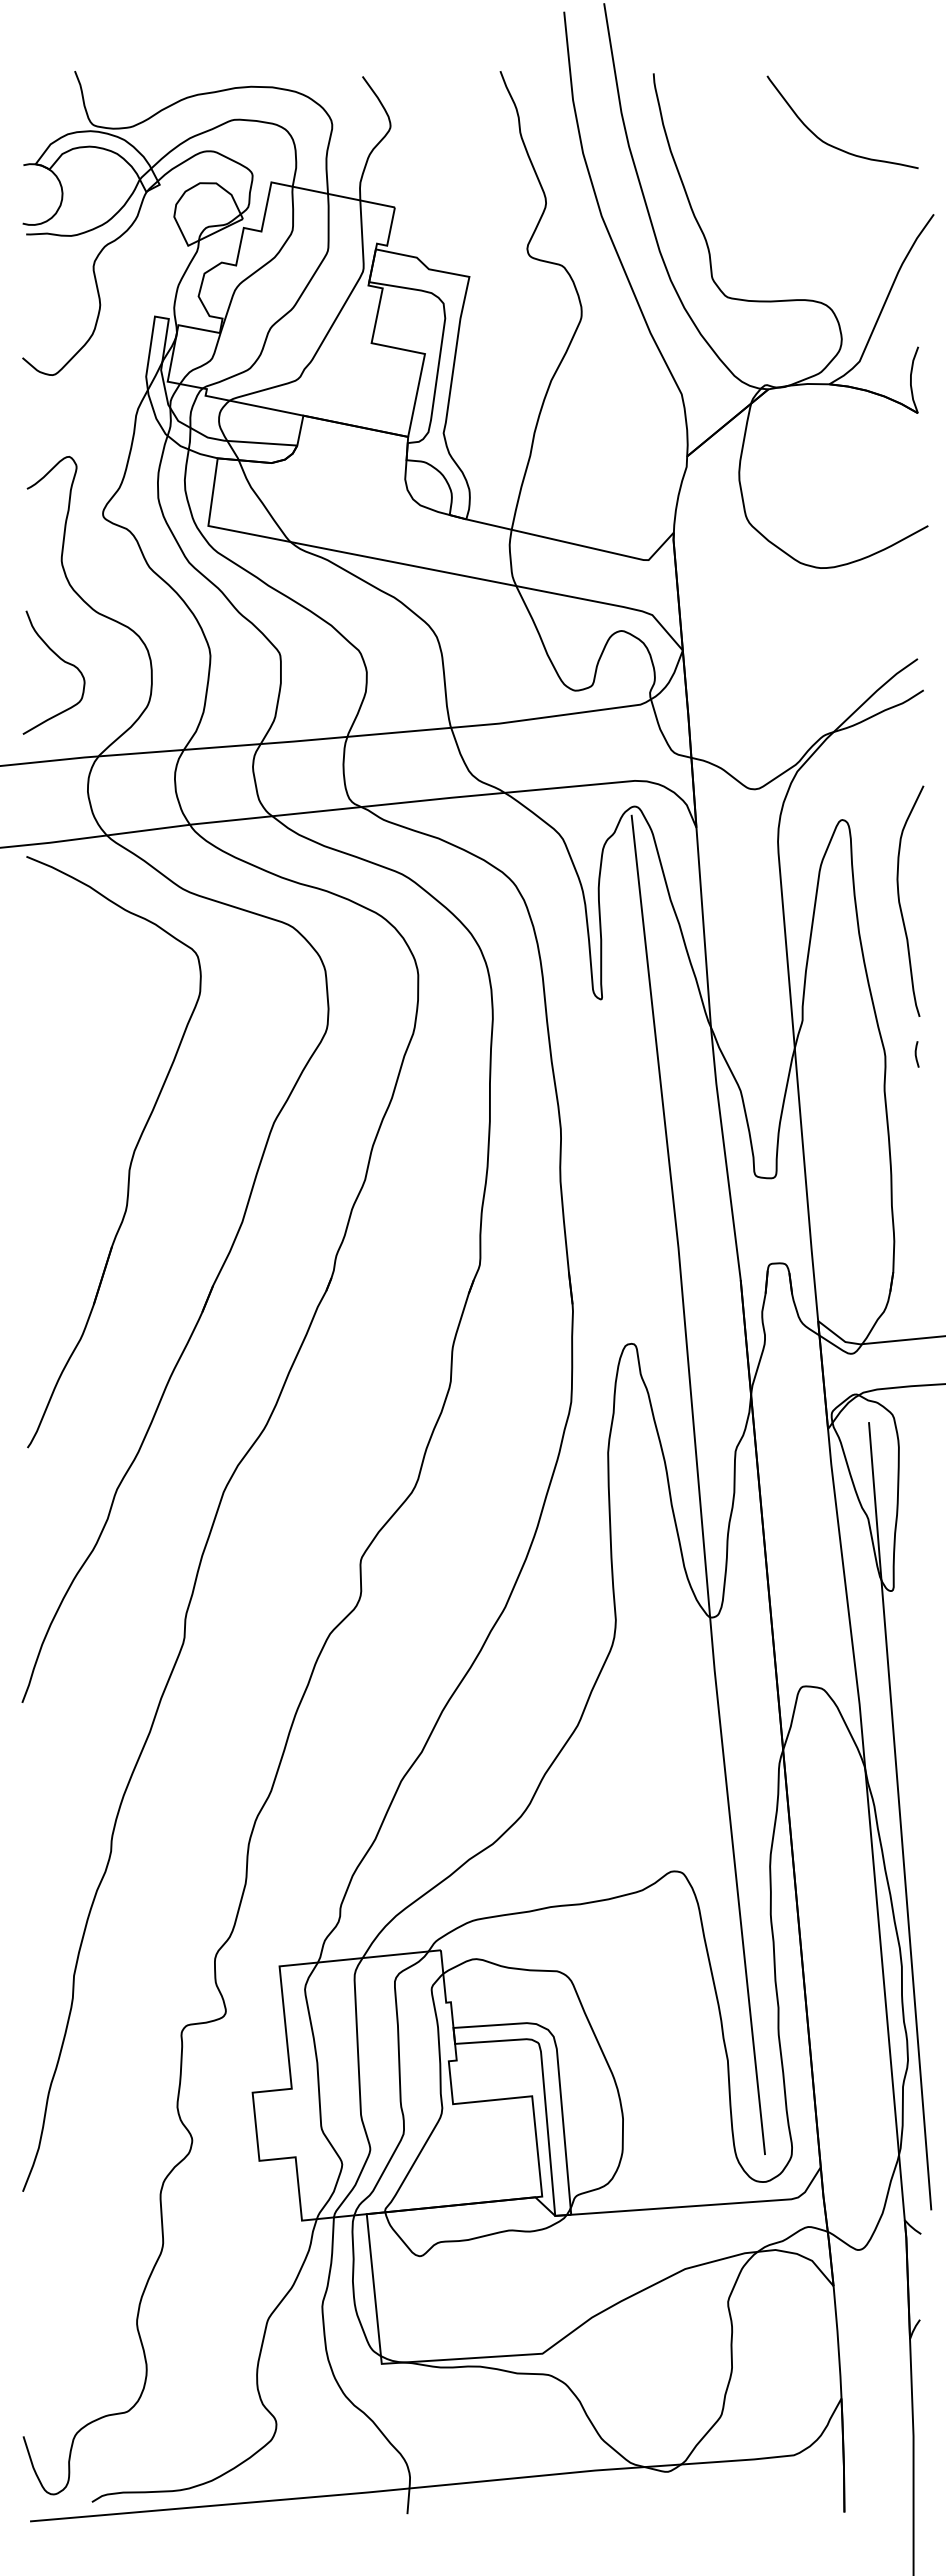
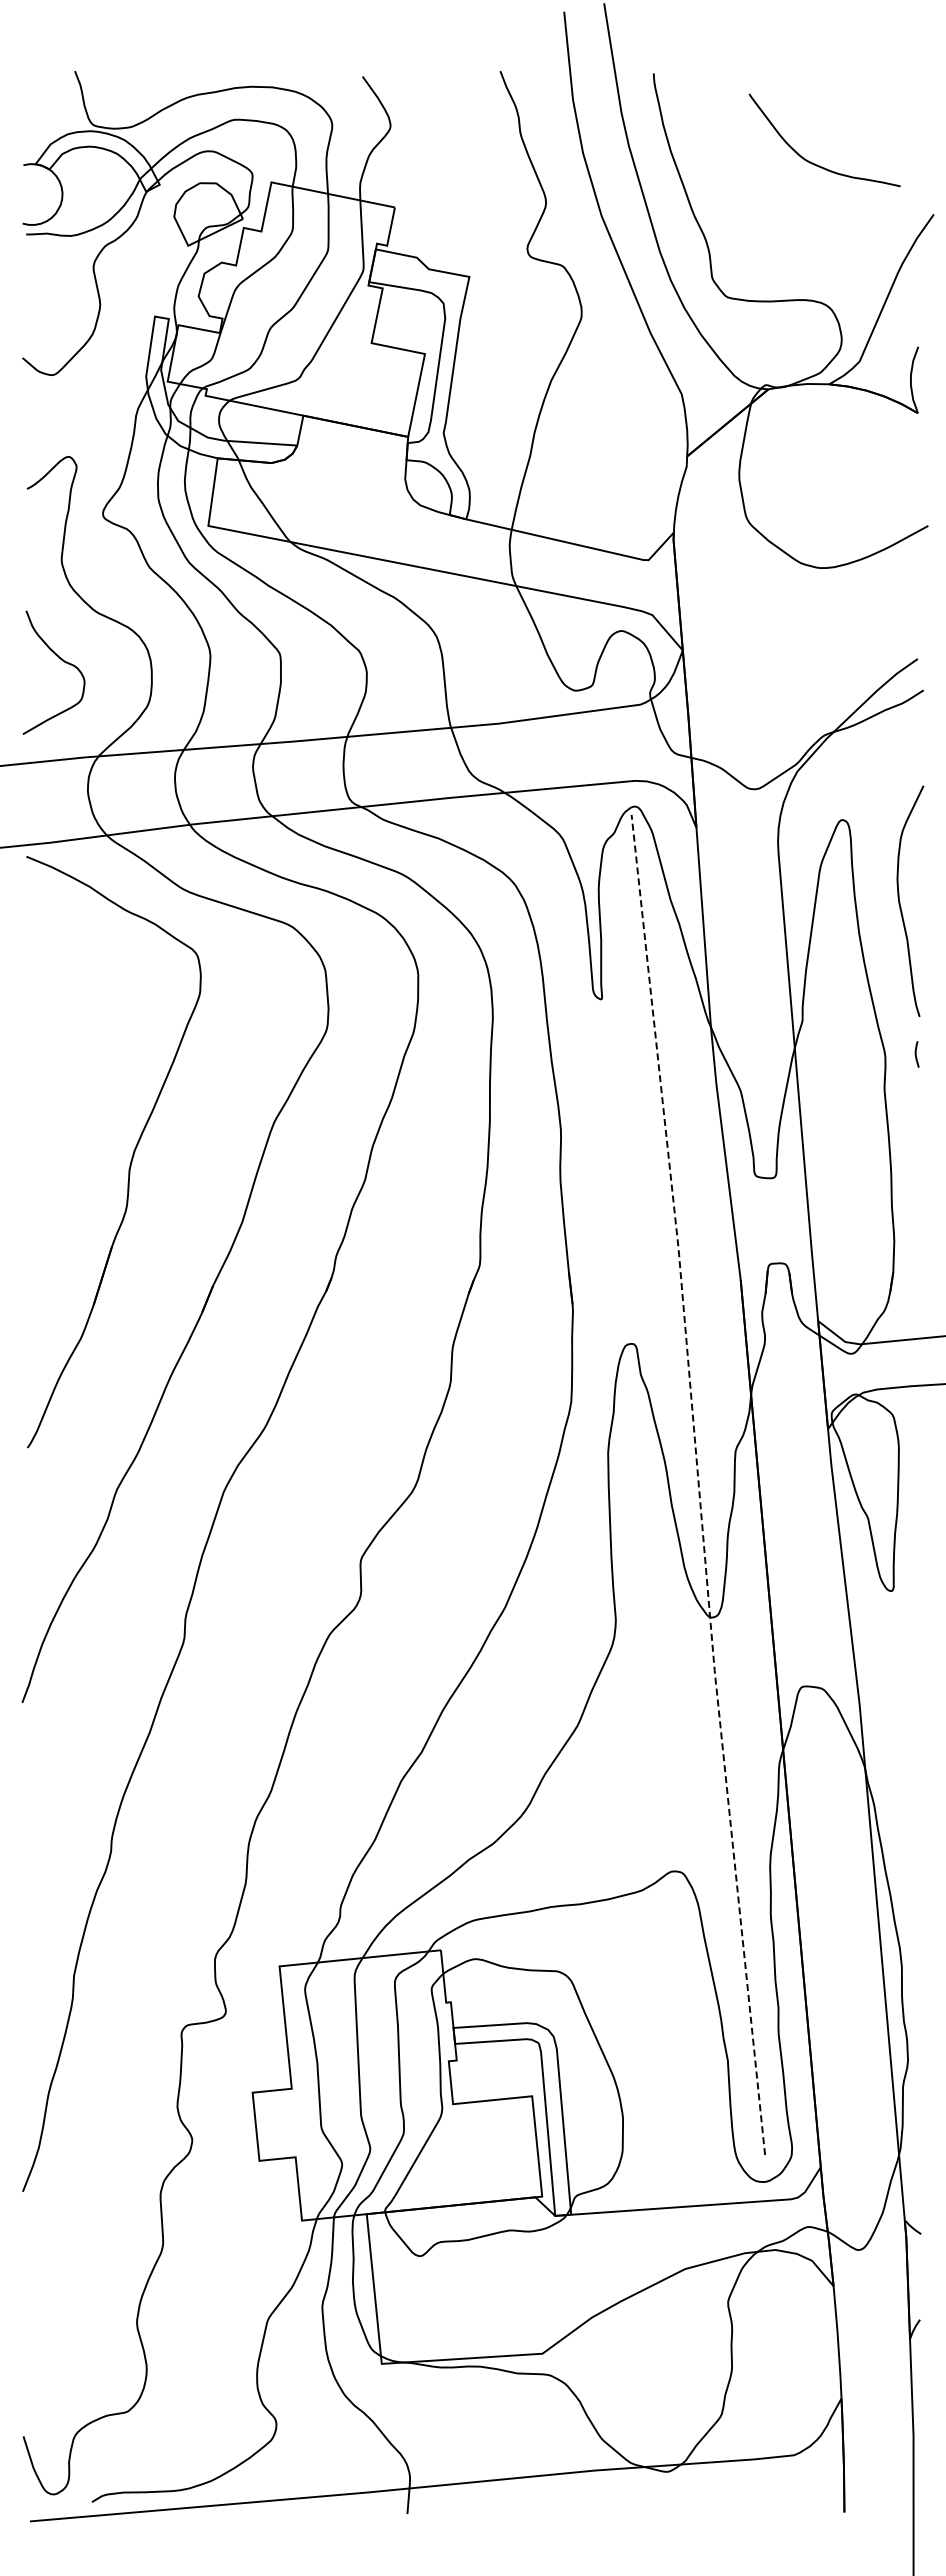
curve position: (833, 145) -> (815, 163) (815, 163)
line: solid -> dashed (698, 1484)
line: present -> none (900, 1816)
